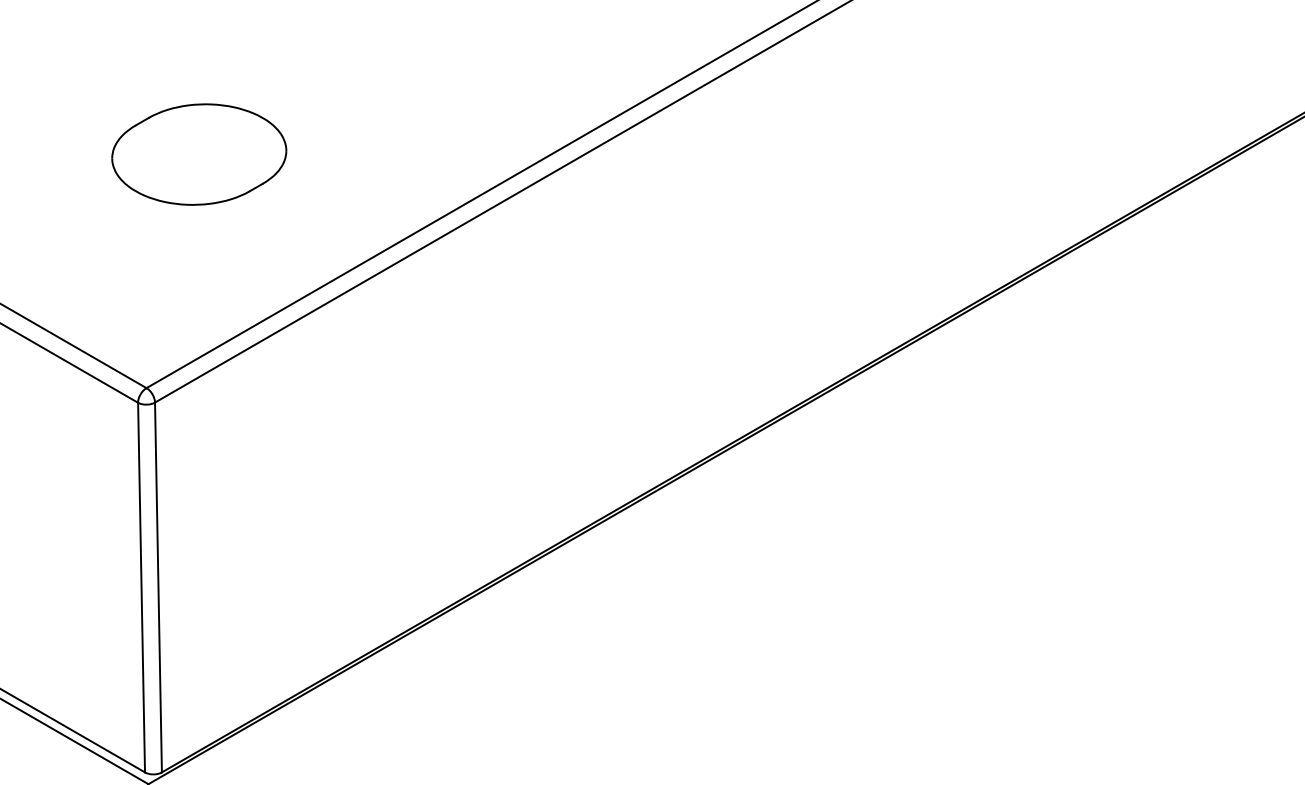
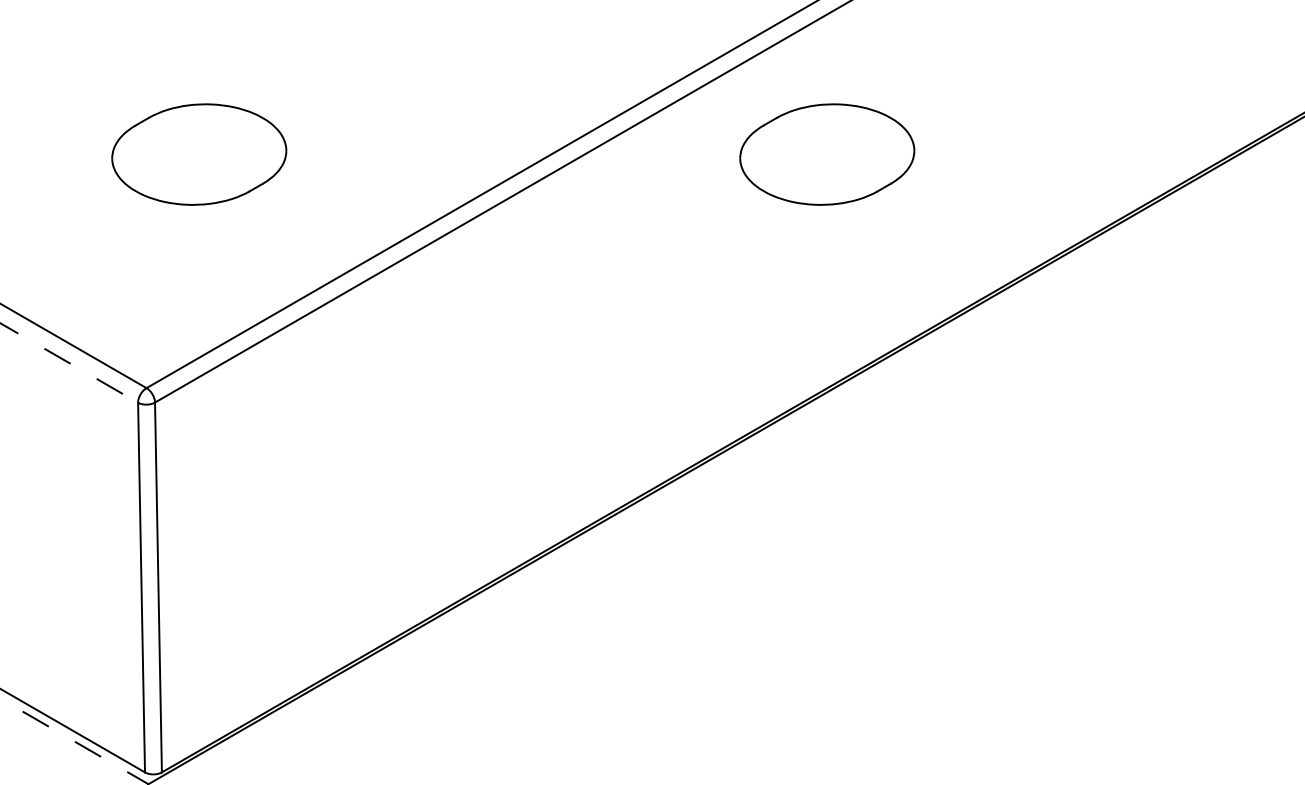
part: none -> present (827, 154)
line: solid -> dashed (69, 363)
line: solid -> dashed (75, 741)
